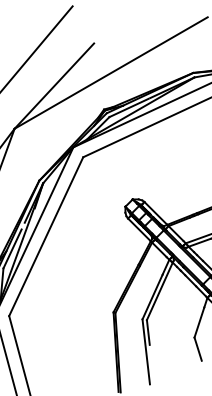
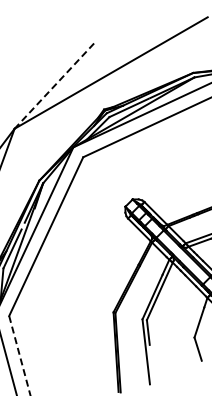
line: present -> none (37, 47)
line: solid -> dashed (54, 86)
line: solid -> dashed (19, 355)
